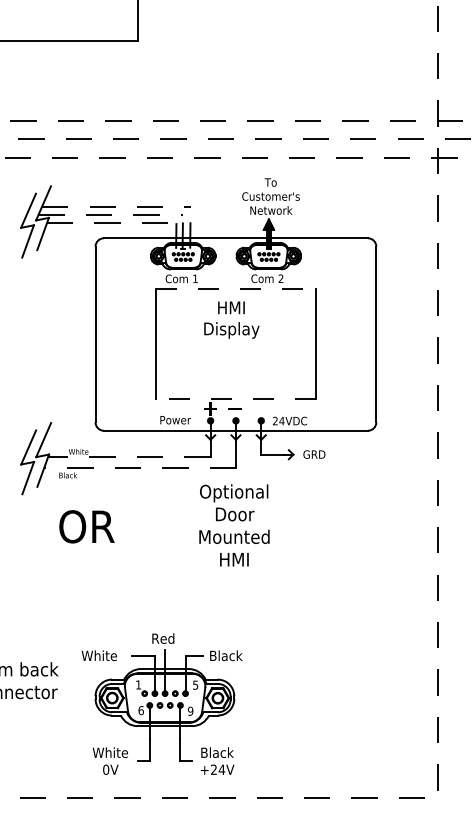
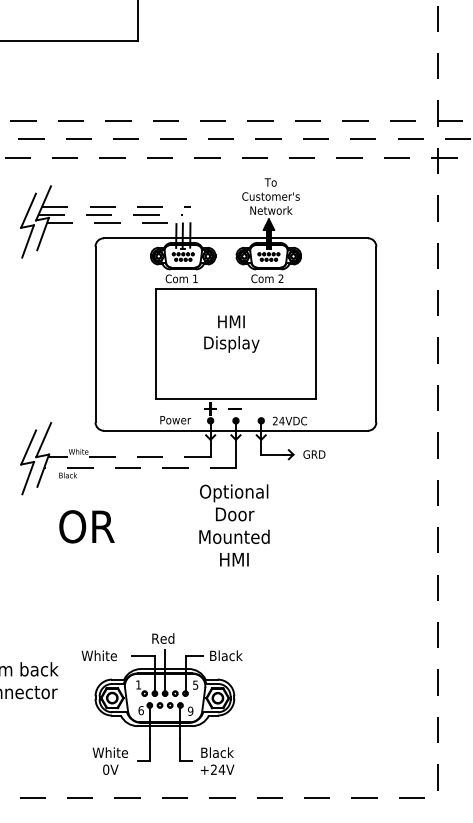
line: dashed -> solid (236, 289)
text position: (231, 319) -> (231, 333) (231, 333)
line: dashed -> solid (235, 398)
